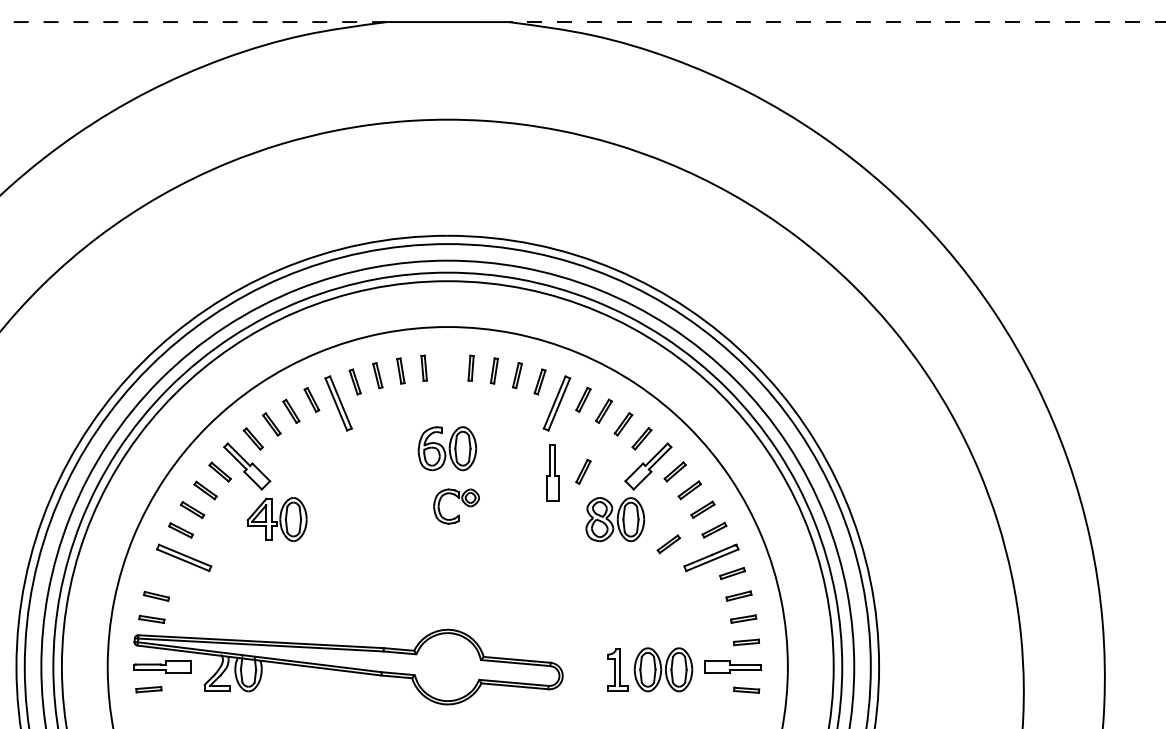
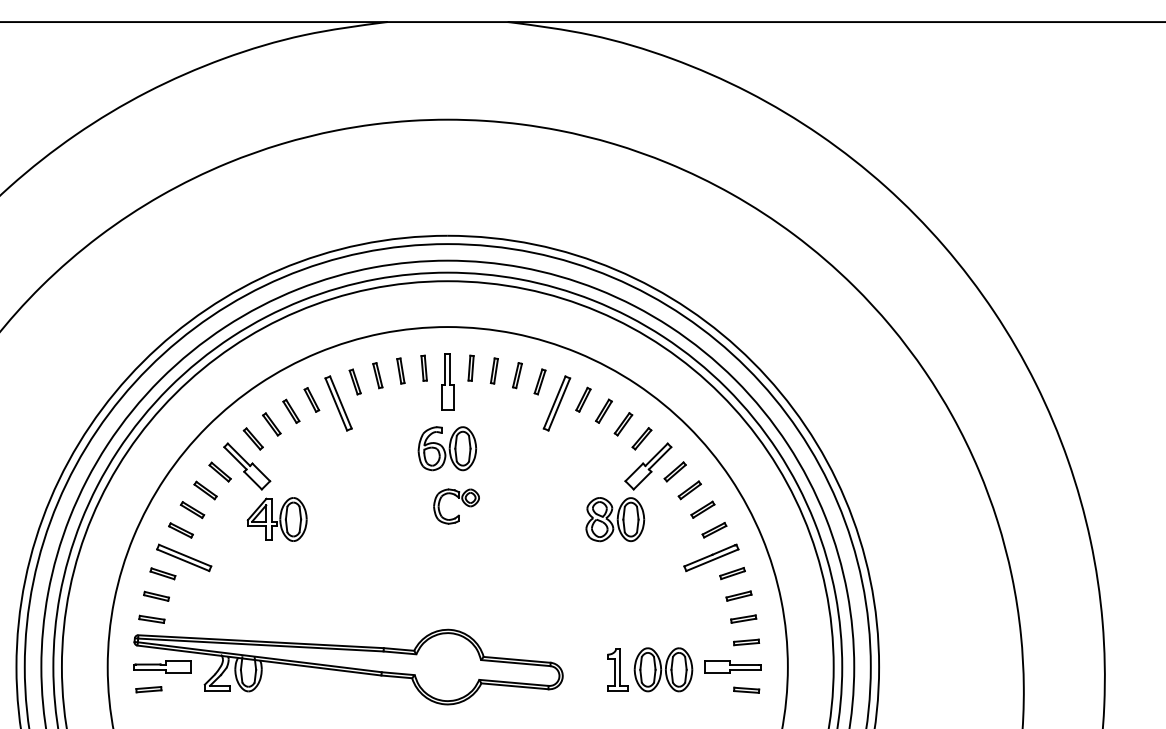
line: dashed -> solid (193, 22)
line: dashed -> solid (836, 22)
part: present -> none (583, 471)
part position: (552, 472) -> (447, 381) (447, 381)
part: present -> none (668, 544)
part: none -> present (162, 573)
